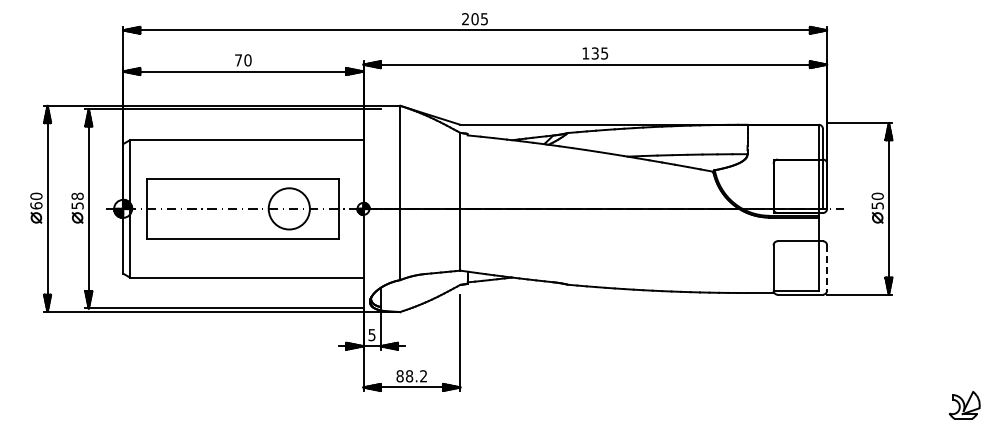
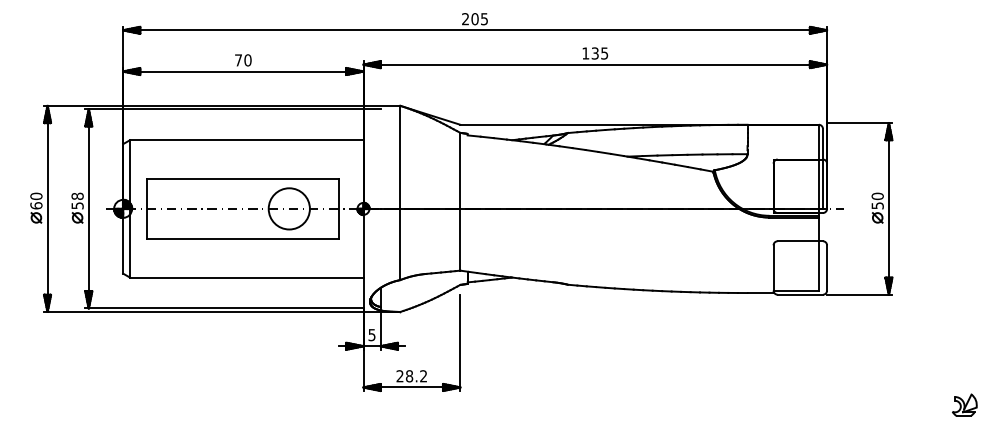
line: dashed -> solid (827, 268)
text: 88.2 -> 28.2 (399, 376)
part size: 32x29 px -> 26x24 px (964, 404)
